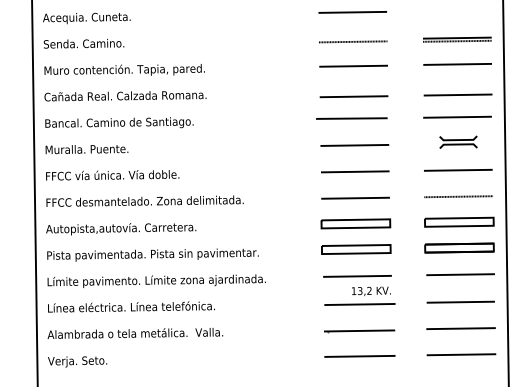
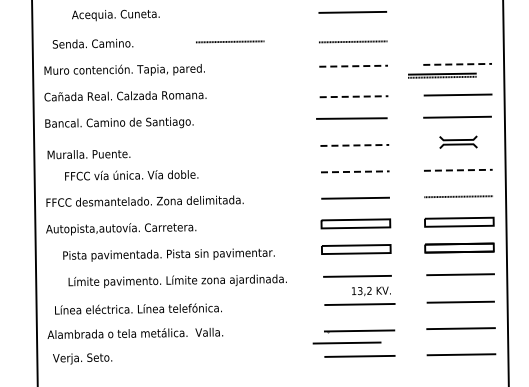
text position: (86, 18) -> (115, 15) (115, 15)
part position: (457, 39) -> (442, 75) (442, 75)
line: none -> present (230, 41)
text position: (83, 43) -> (92, 43) (92, 43)
line: solid -> dashed (458, 64)
line: solid -> dashed (354, 66)
line: solid -> dashed (354, 96)
line: solid -> dashed (355, 145)
text position: (86, 149) -> (88, 154) (88, 154)
line: solid -> dashed (458, 170)
line: solid -> dashed (355, 171)
text position: (112, 175) -> (131, 175) (131, 175)
text position: (152, 254) -> (168, 254) (168, 254)
text position: (156, 280) -> (177, 280) (177, 280)
text position: (131, 306) -> (138, 308) (138, 308)
line: none -> present (346, 342)
text position: (77, 361) -> (82, 358) (82, 358)
